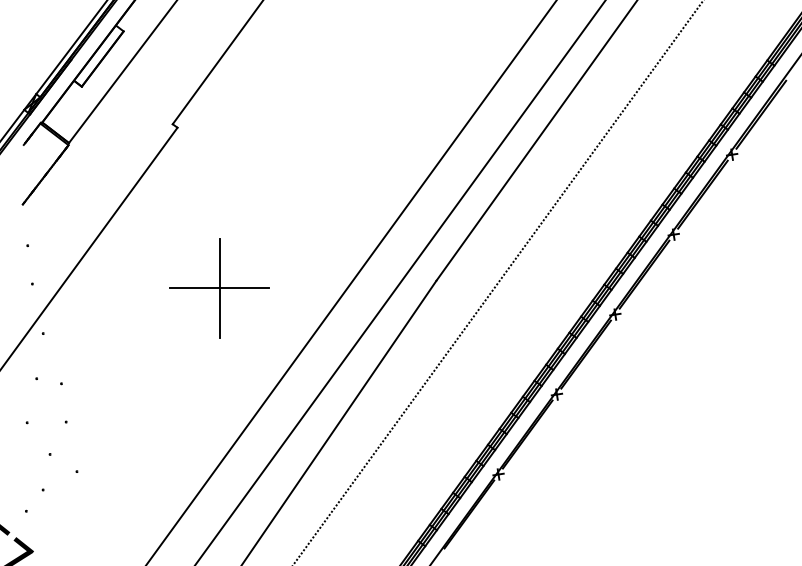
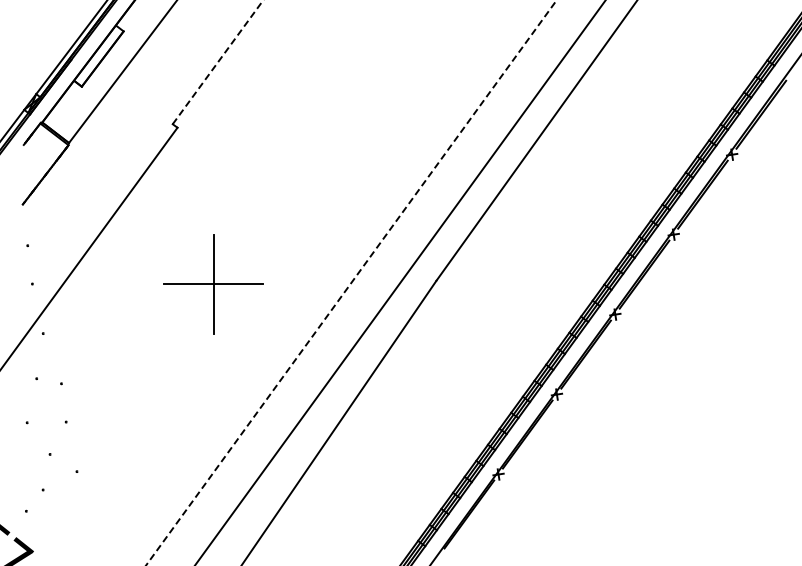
line: solid -> dashed (218, 62)
line: solid -> dashed (351, 282)
line: present -> none (497, 282)
part position: (219, 288) -> (213, 284) (213, 284)
